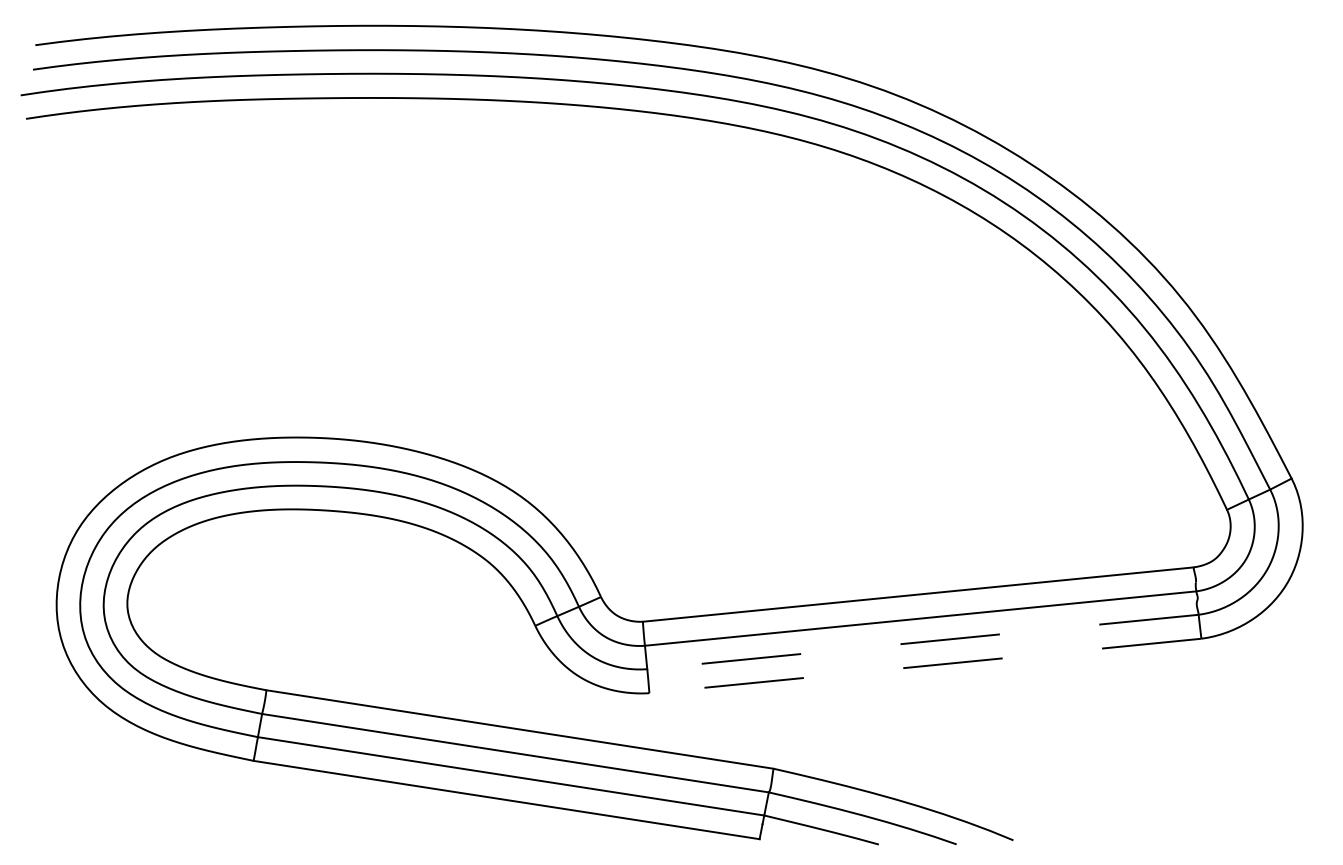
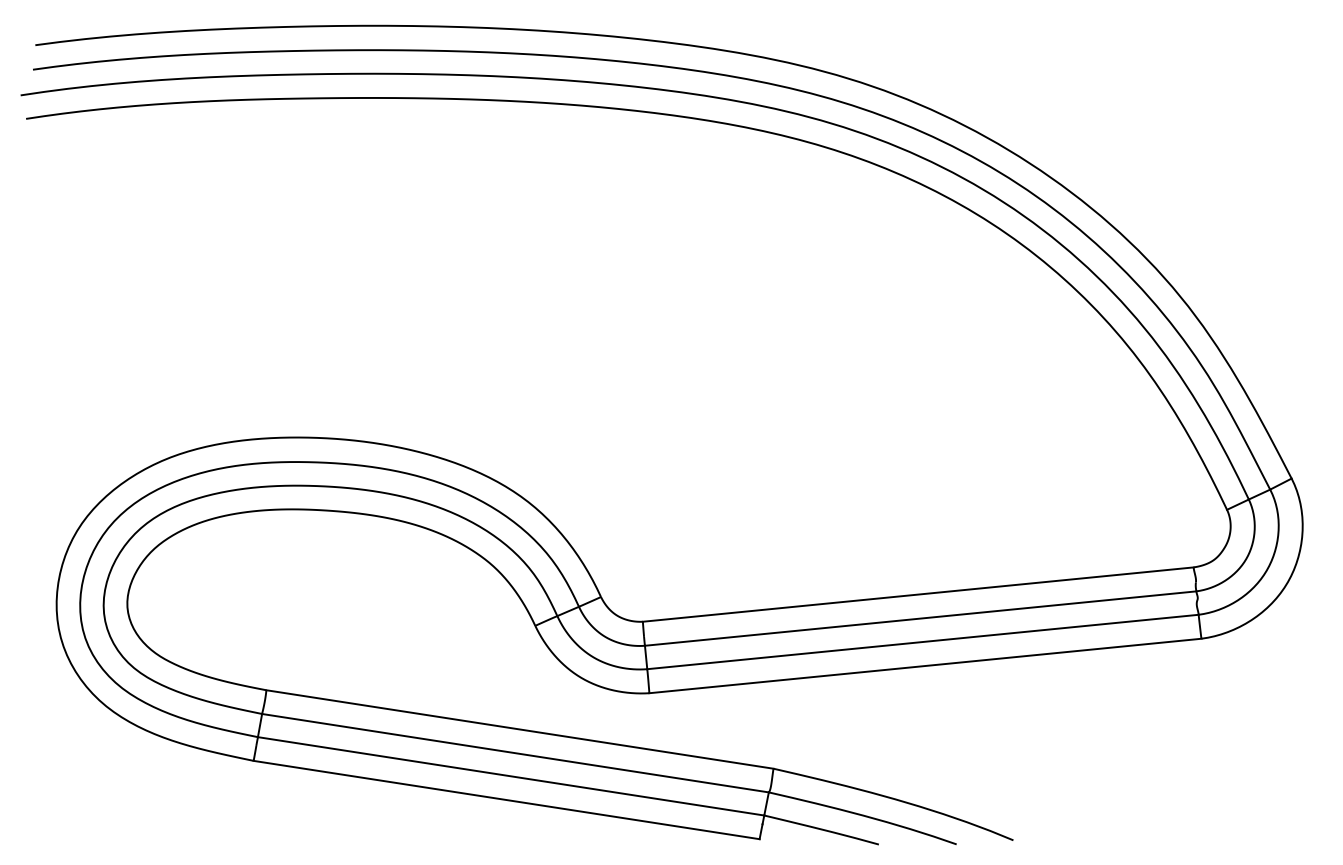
line: dashed -> solid (922, 642)
line: dashed -> solid (924, 666)
